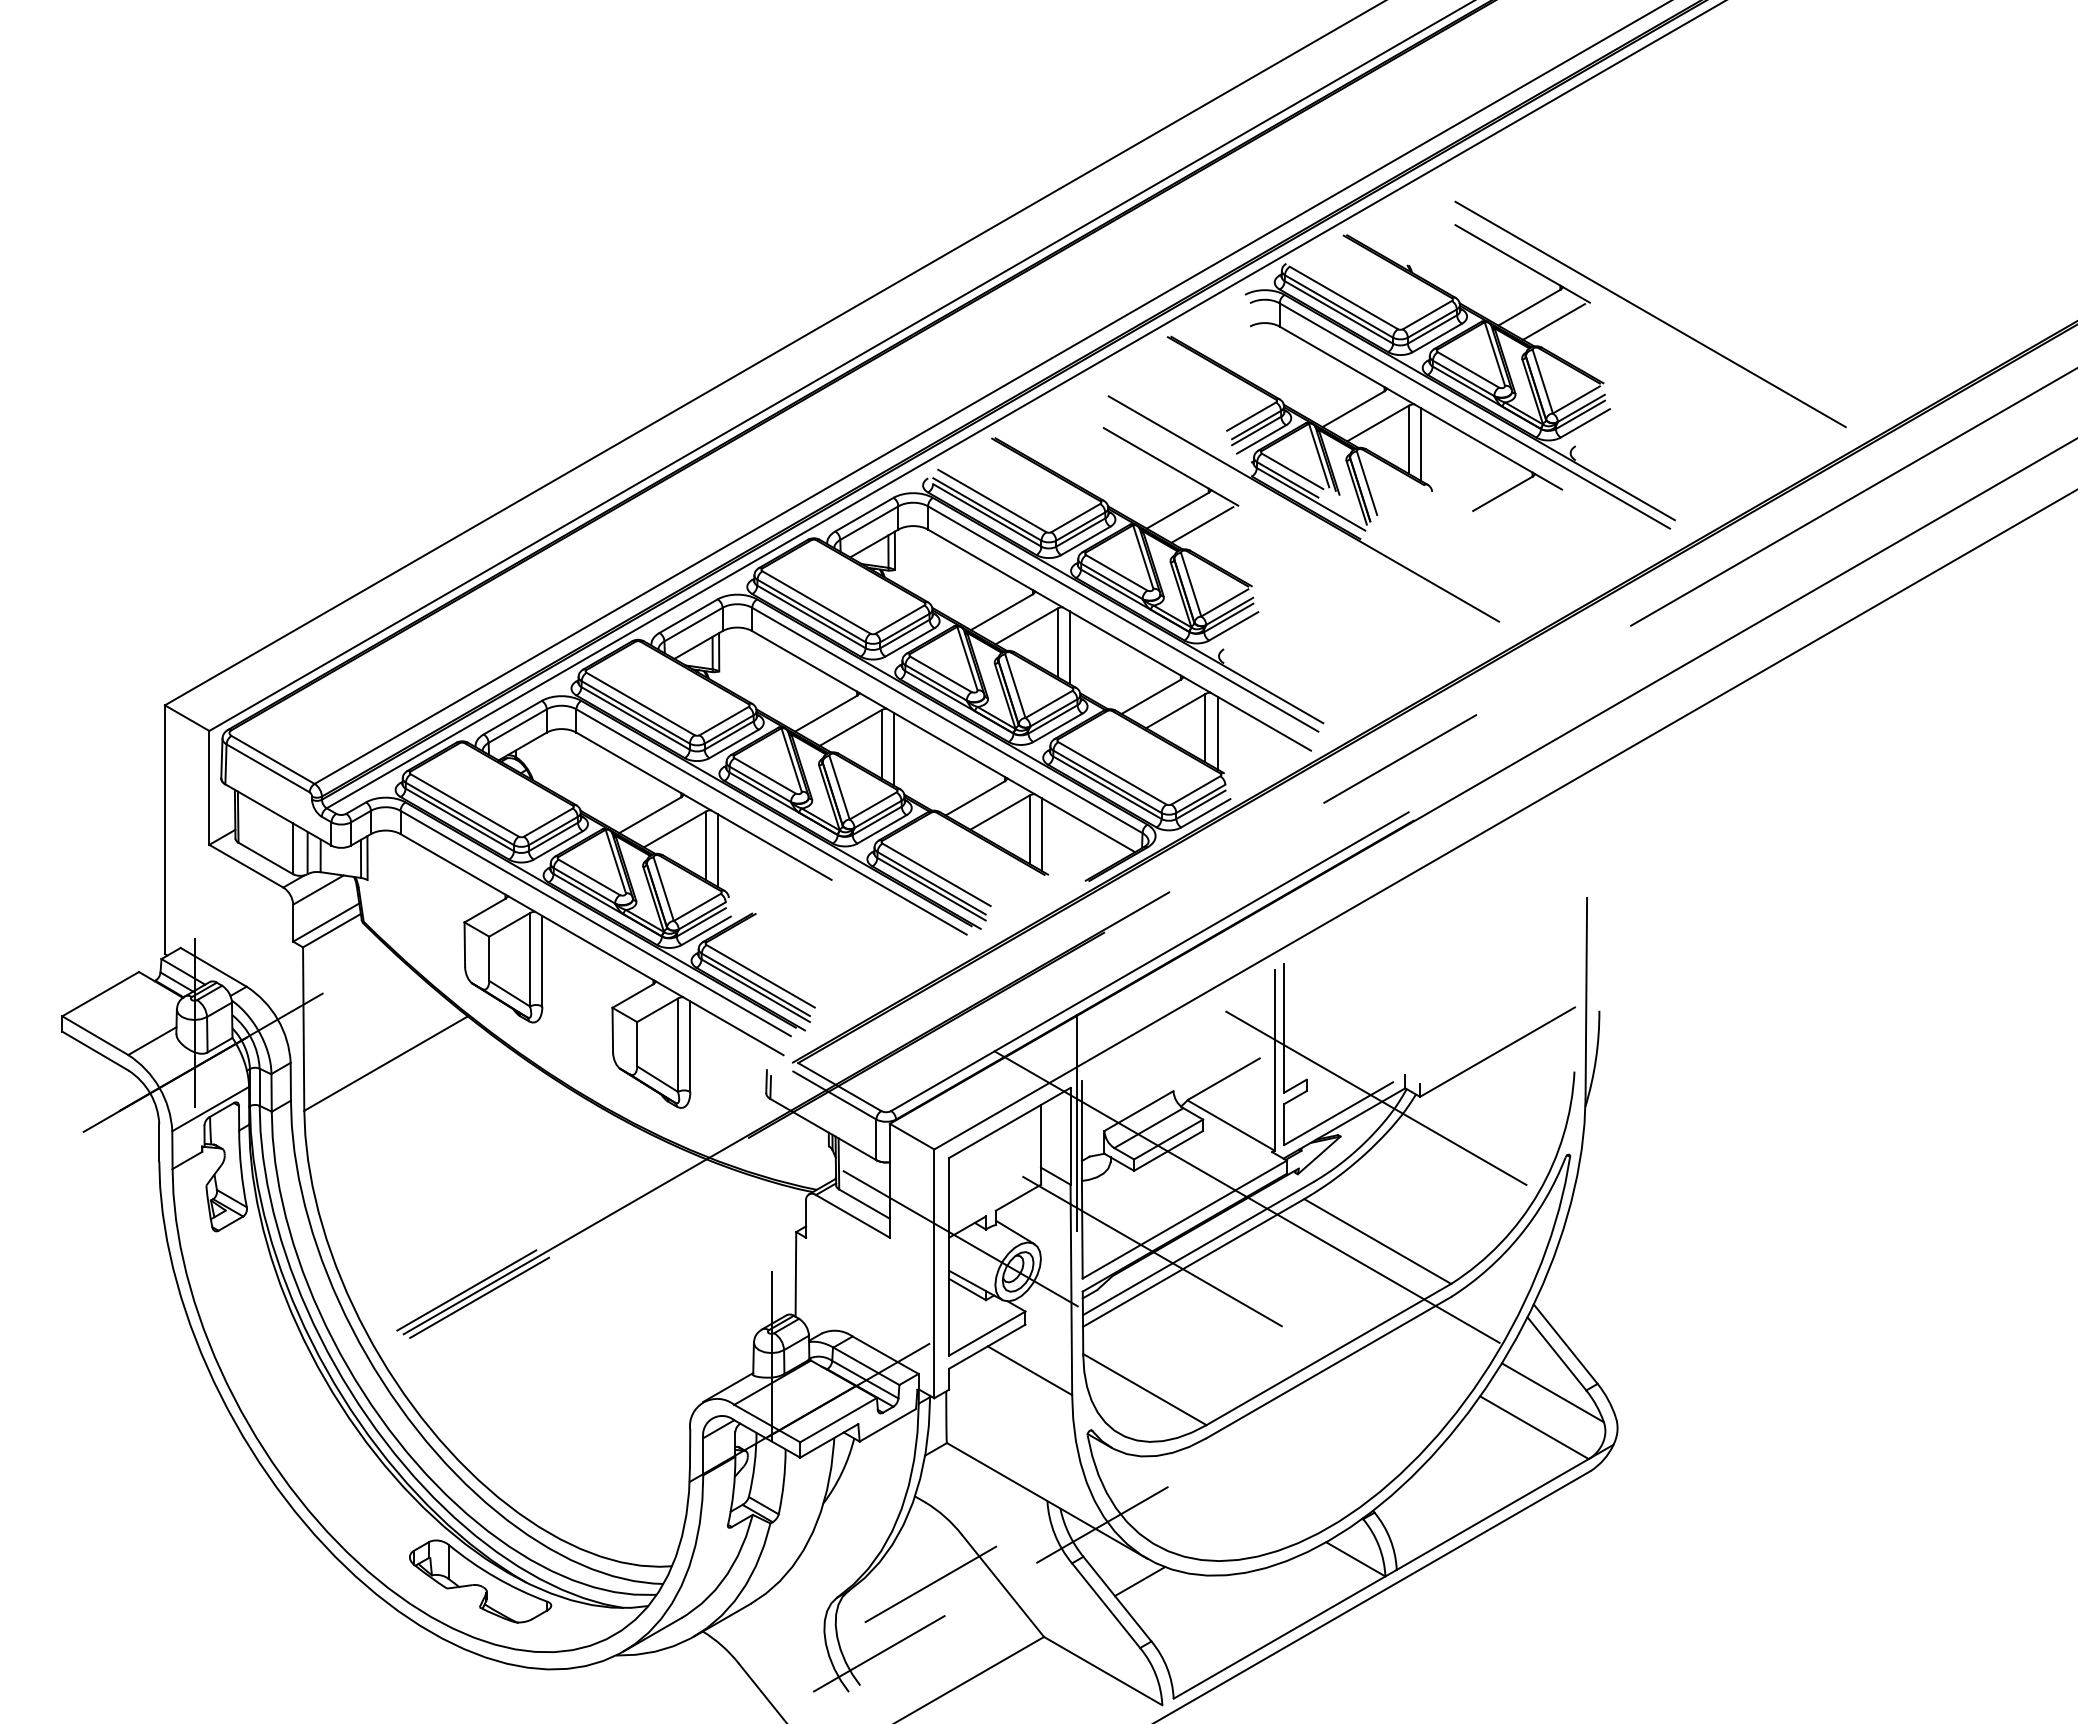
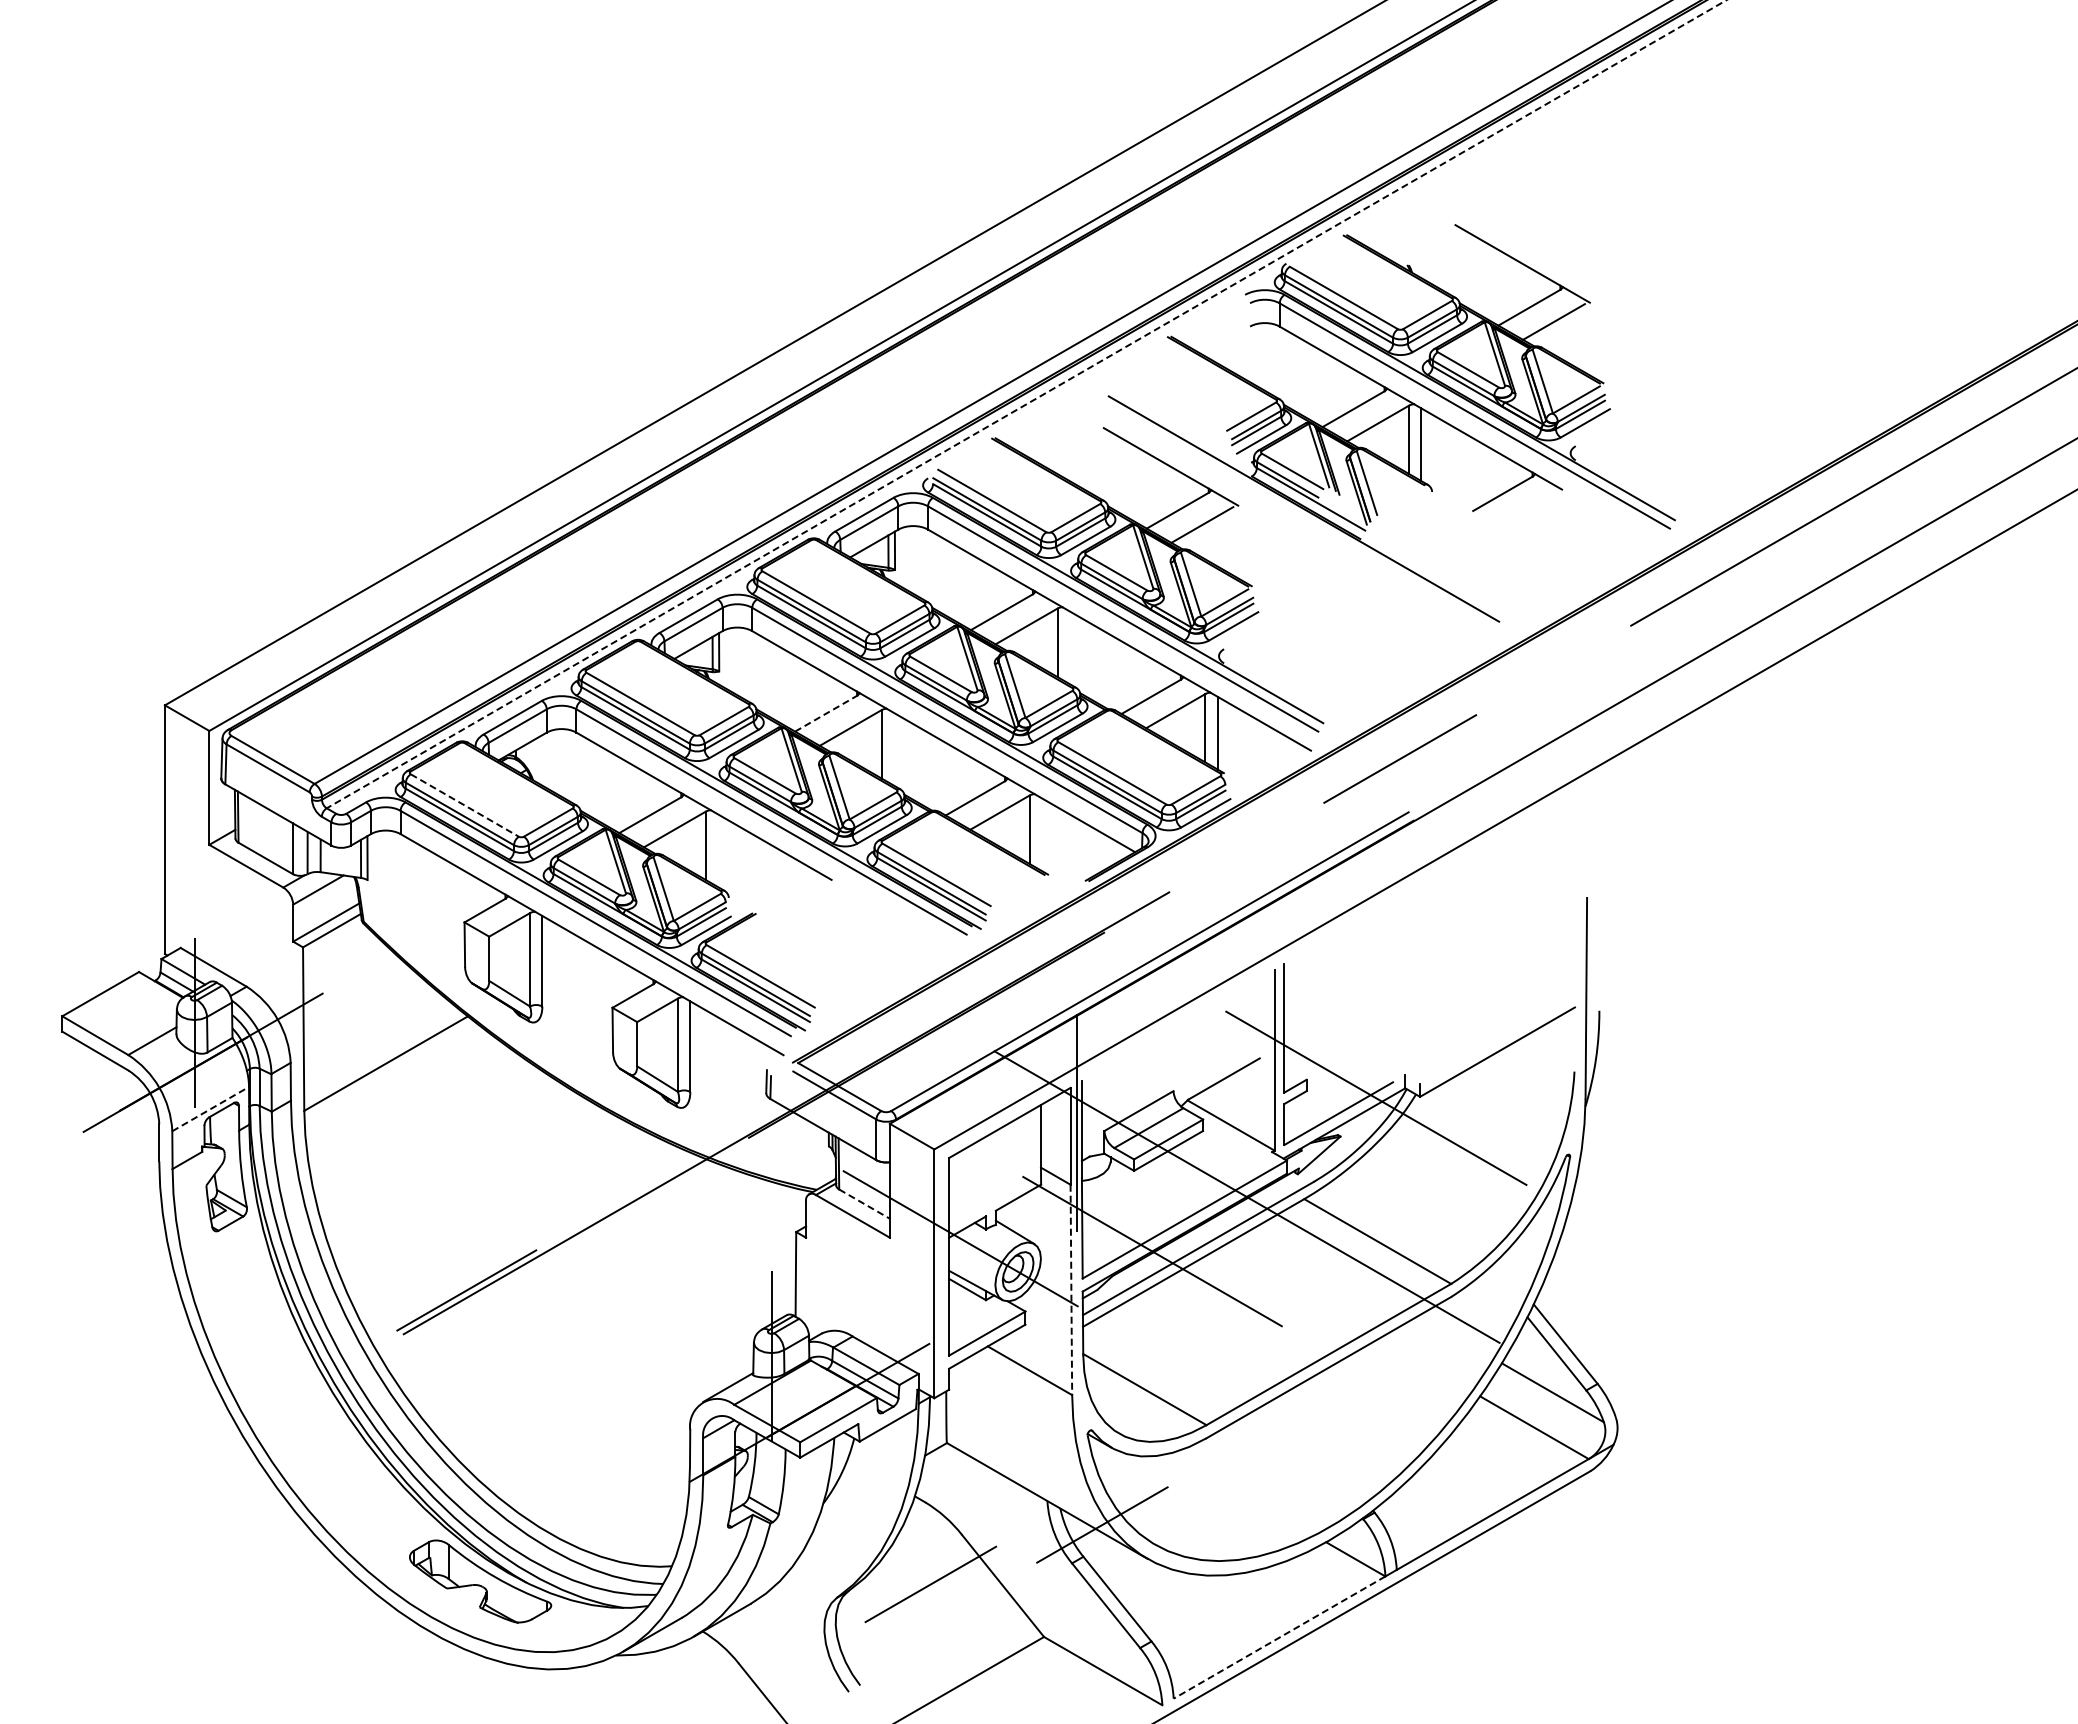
line: present -> none (1650, 314)
line: solid -> dashed (1026, 404)
line: present -> none (1069, 647)
line: solid -> dashed (826, 713)
line: present -> none (894, 748)
line: solid -> dashed (465, 805)
line: present -> none (1041, 834)
line: present -> none (718, 850)
line: solid -> dashed (211, 1108)
line: solid -> dashed (865, 1204)
line: solid -> dashed (1071, 1290)
line: present -> none (479, 1297)
line: present -> none (1139, 1581)
line: solid -> dashed (1279, 1637)
line: present -> none (879, 1653)
